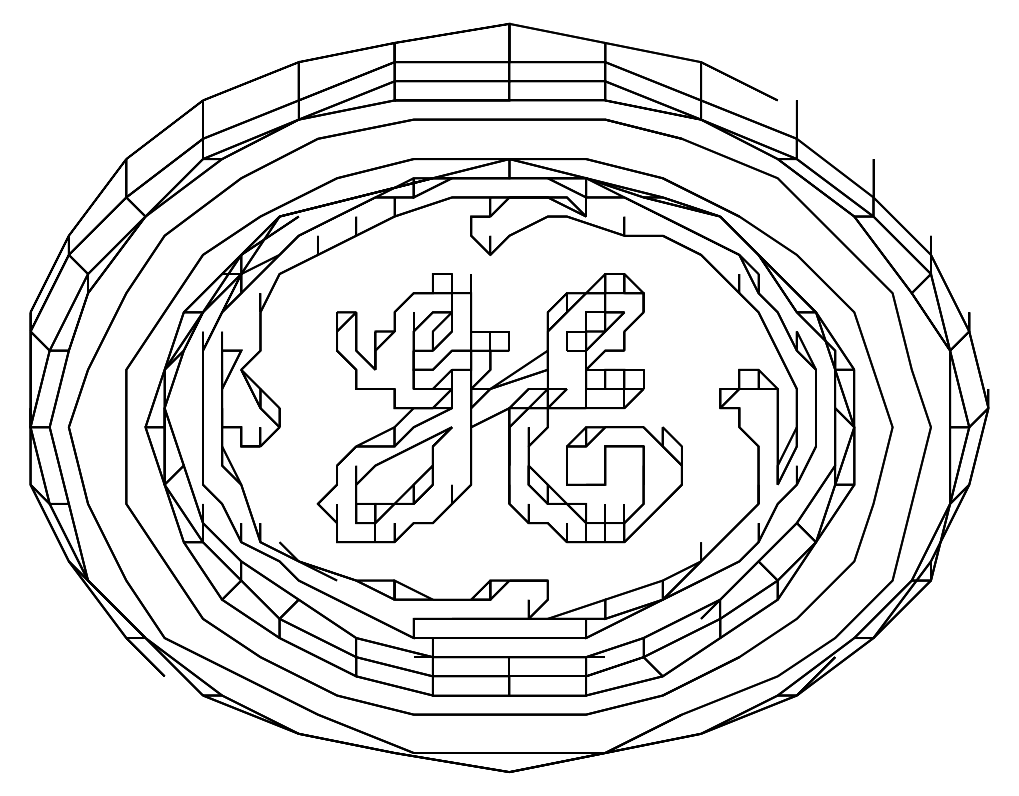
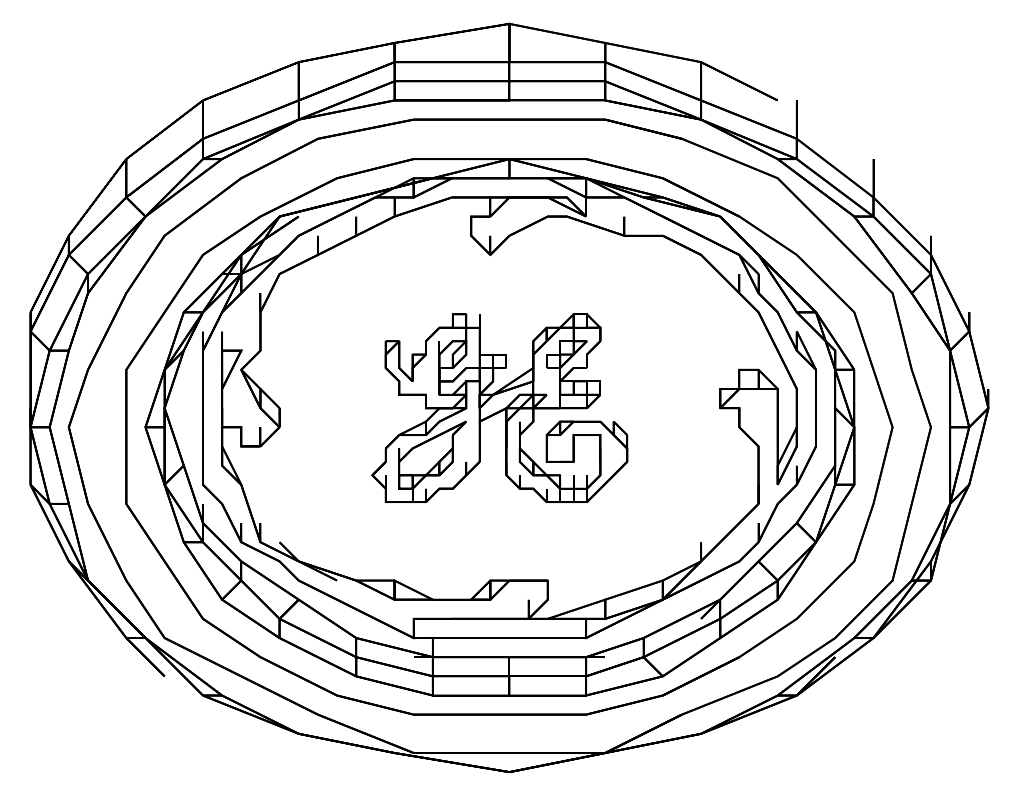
part size: 367x271 px -> 258x190 px (499, 407)
